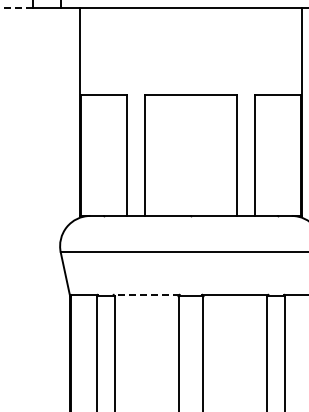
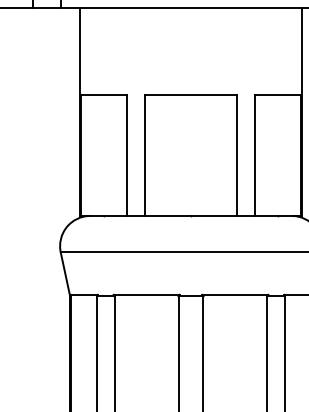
line: dashed -> solid (16, 8)
line: dashed -> solid (146, 294)
